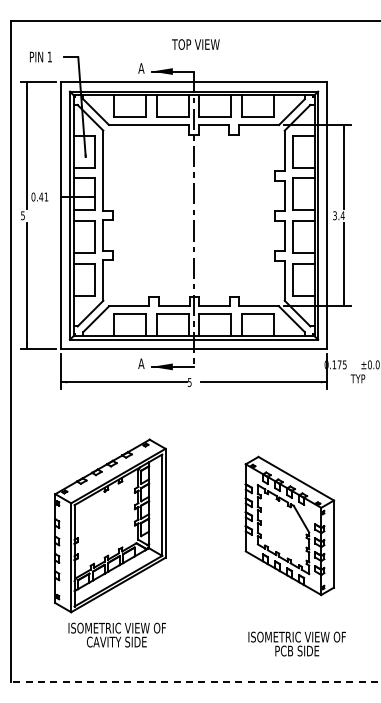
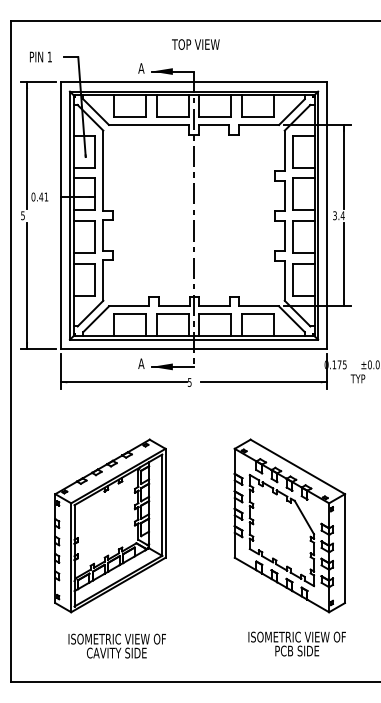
part size: 92x142 px -> 114x176 px (289, 525)
text position: (116, 634) -> (116, 645) (116, 645)
line: dashed -> solid (195, 681)
